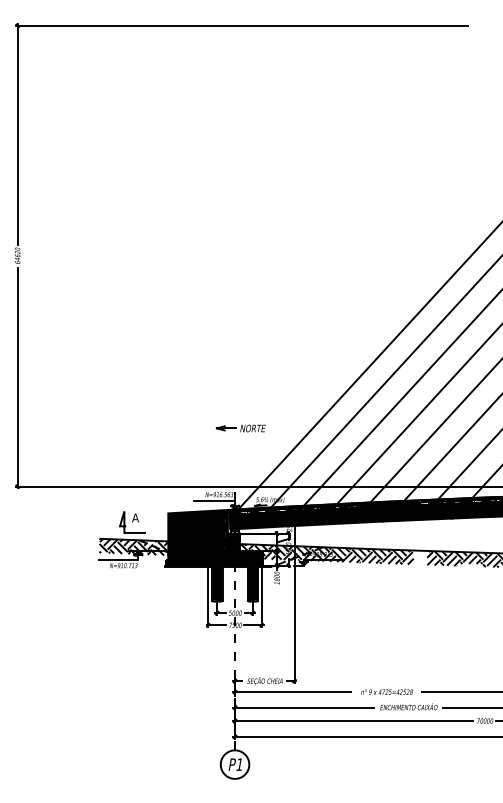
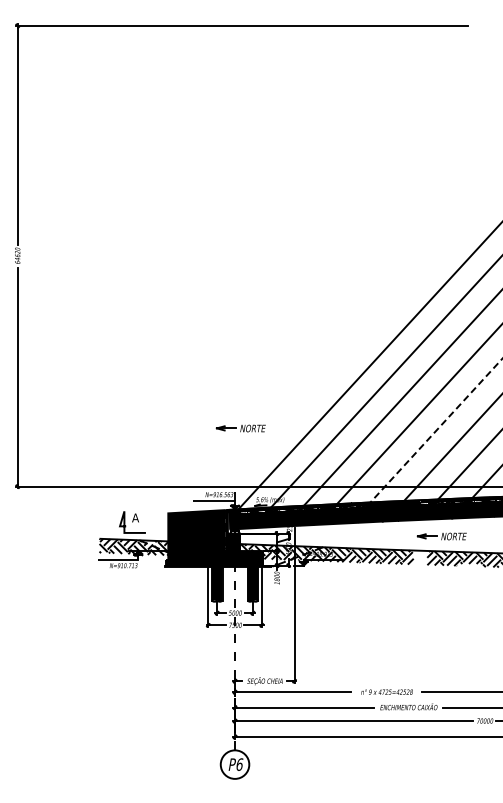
line: solid -> dashed (435, 432)
part: none -> present (441, 536)
text: P1 -> P6 (239, 764)
